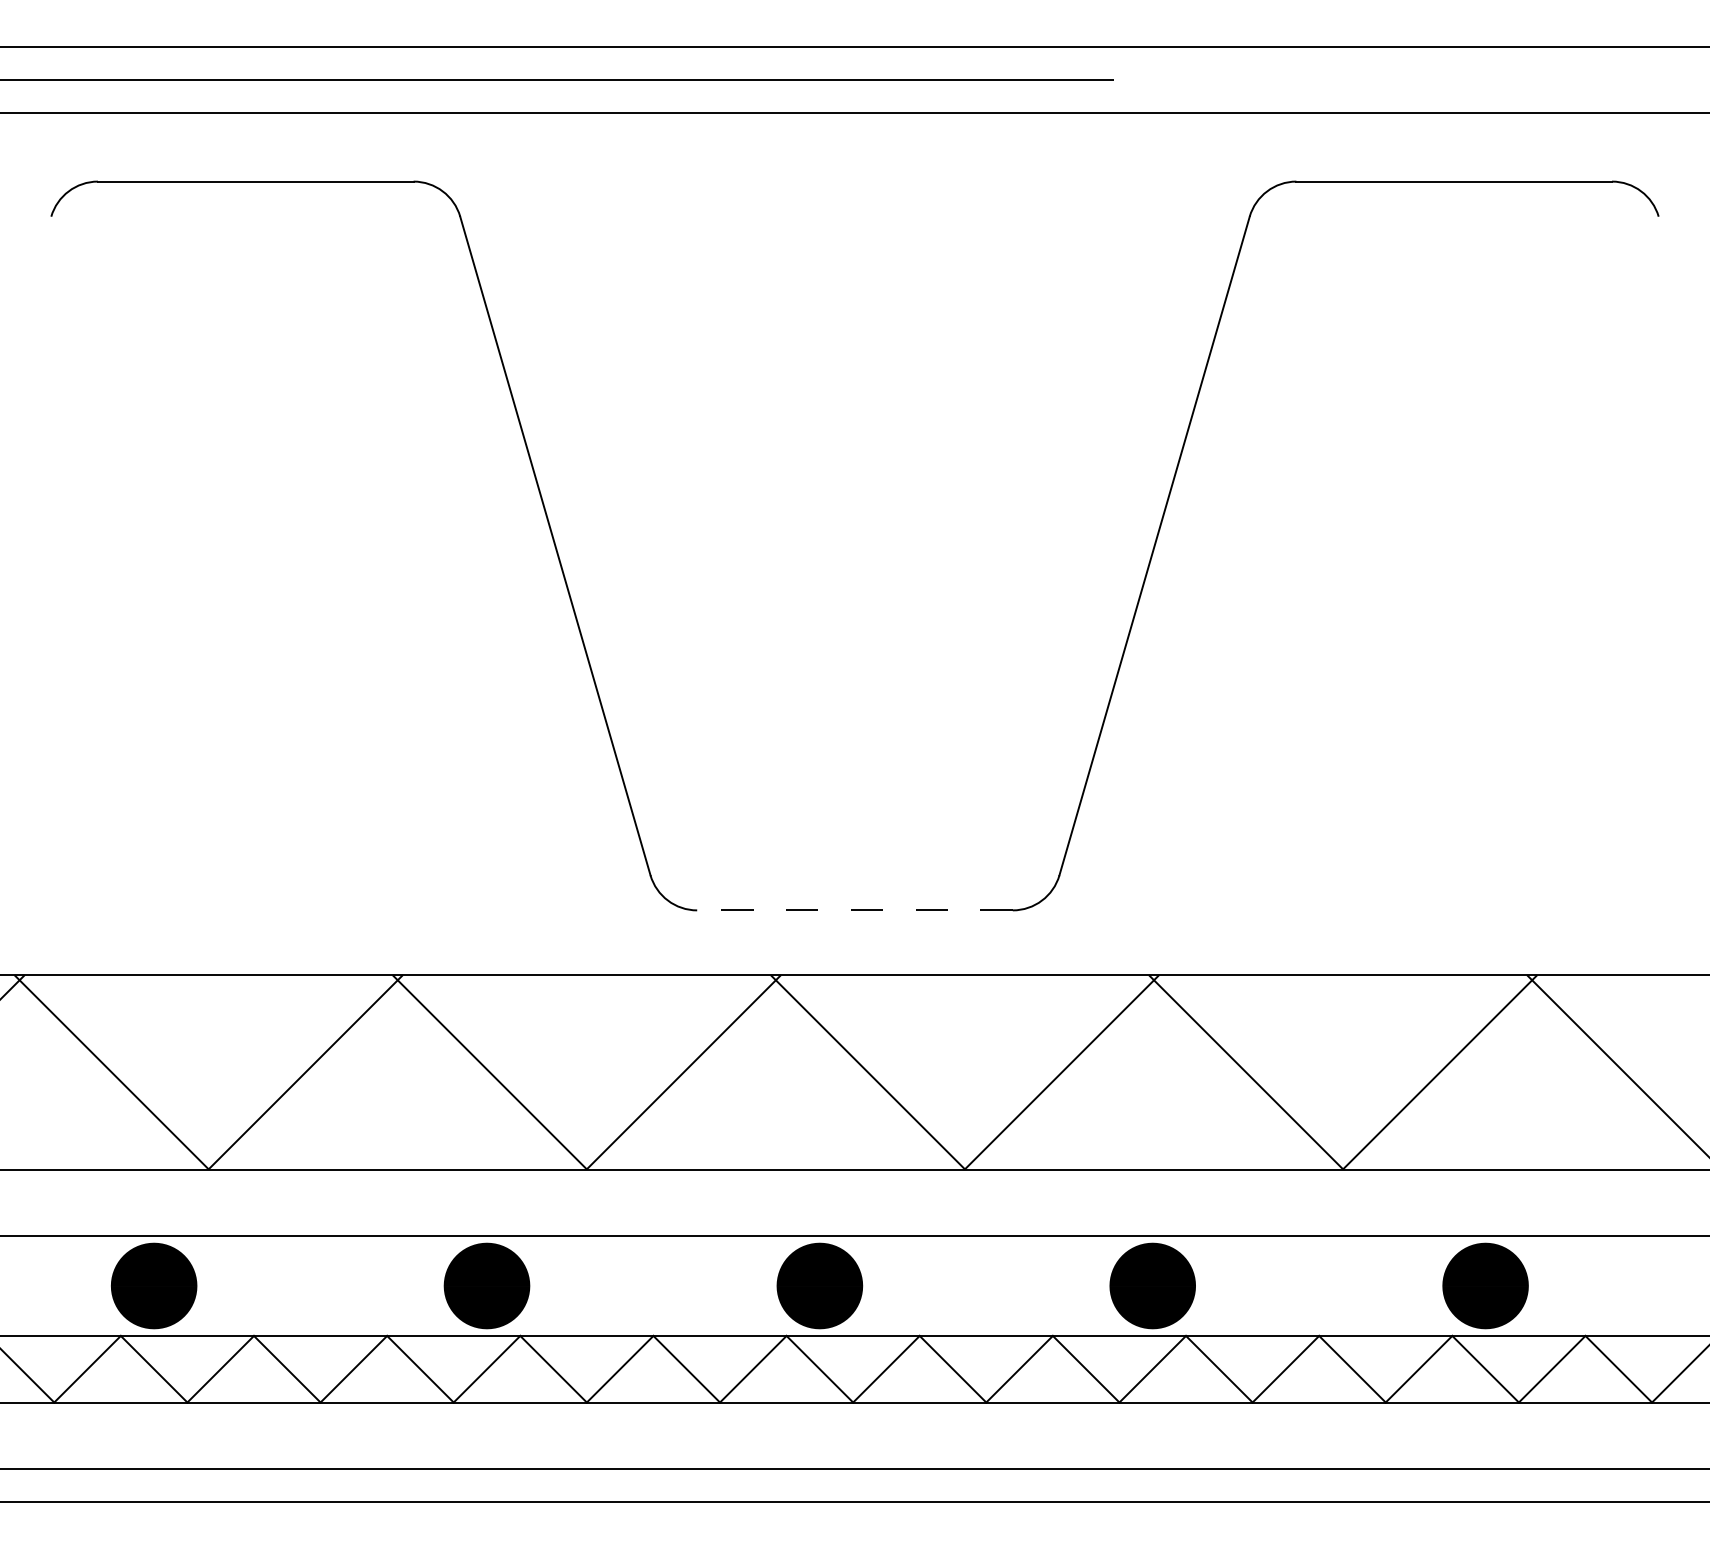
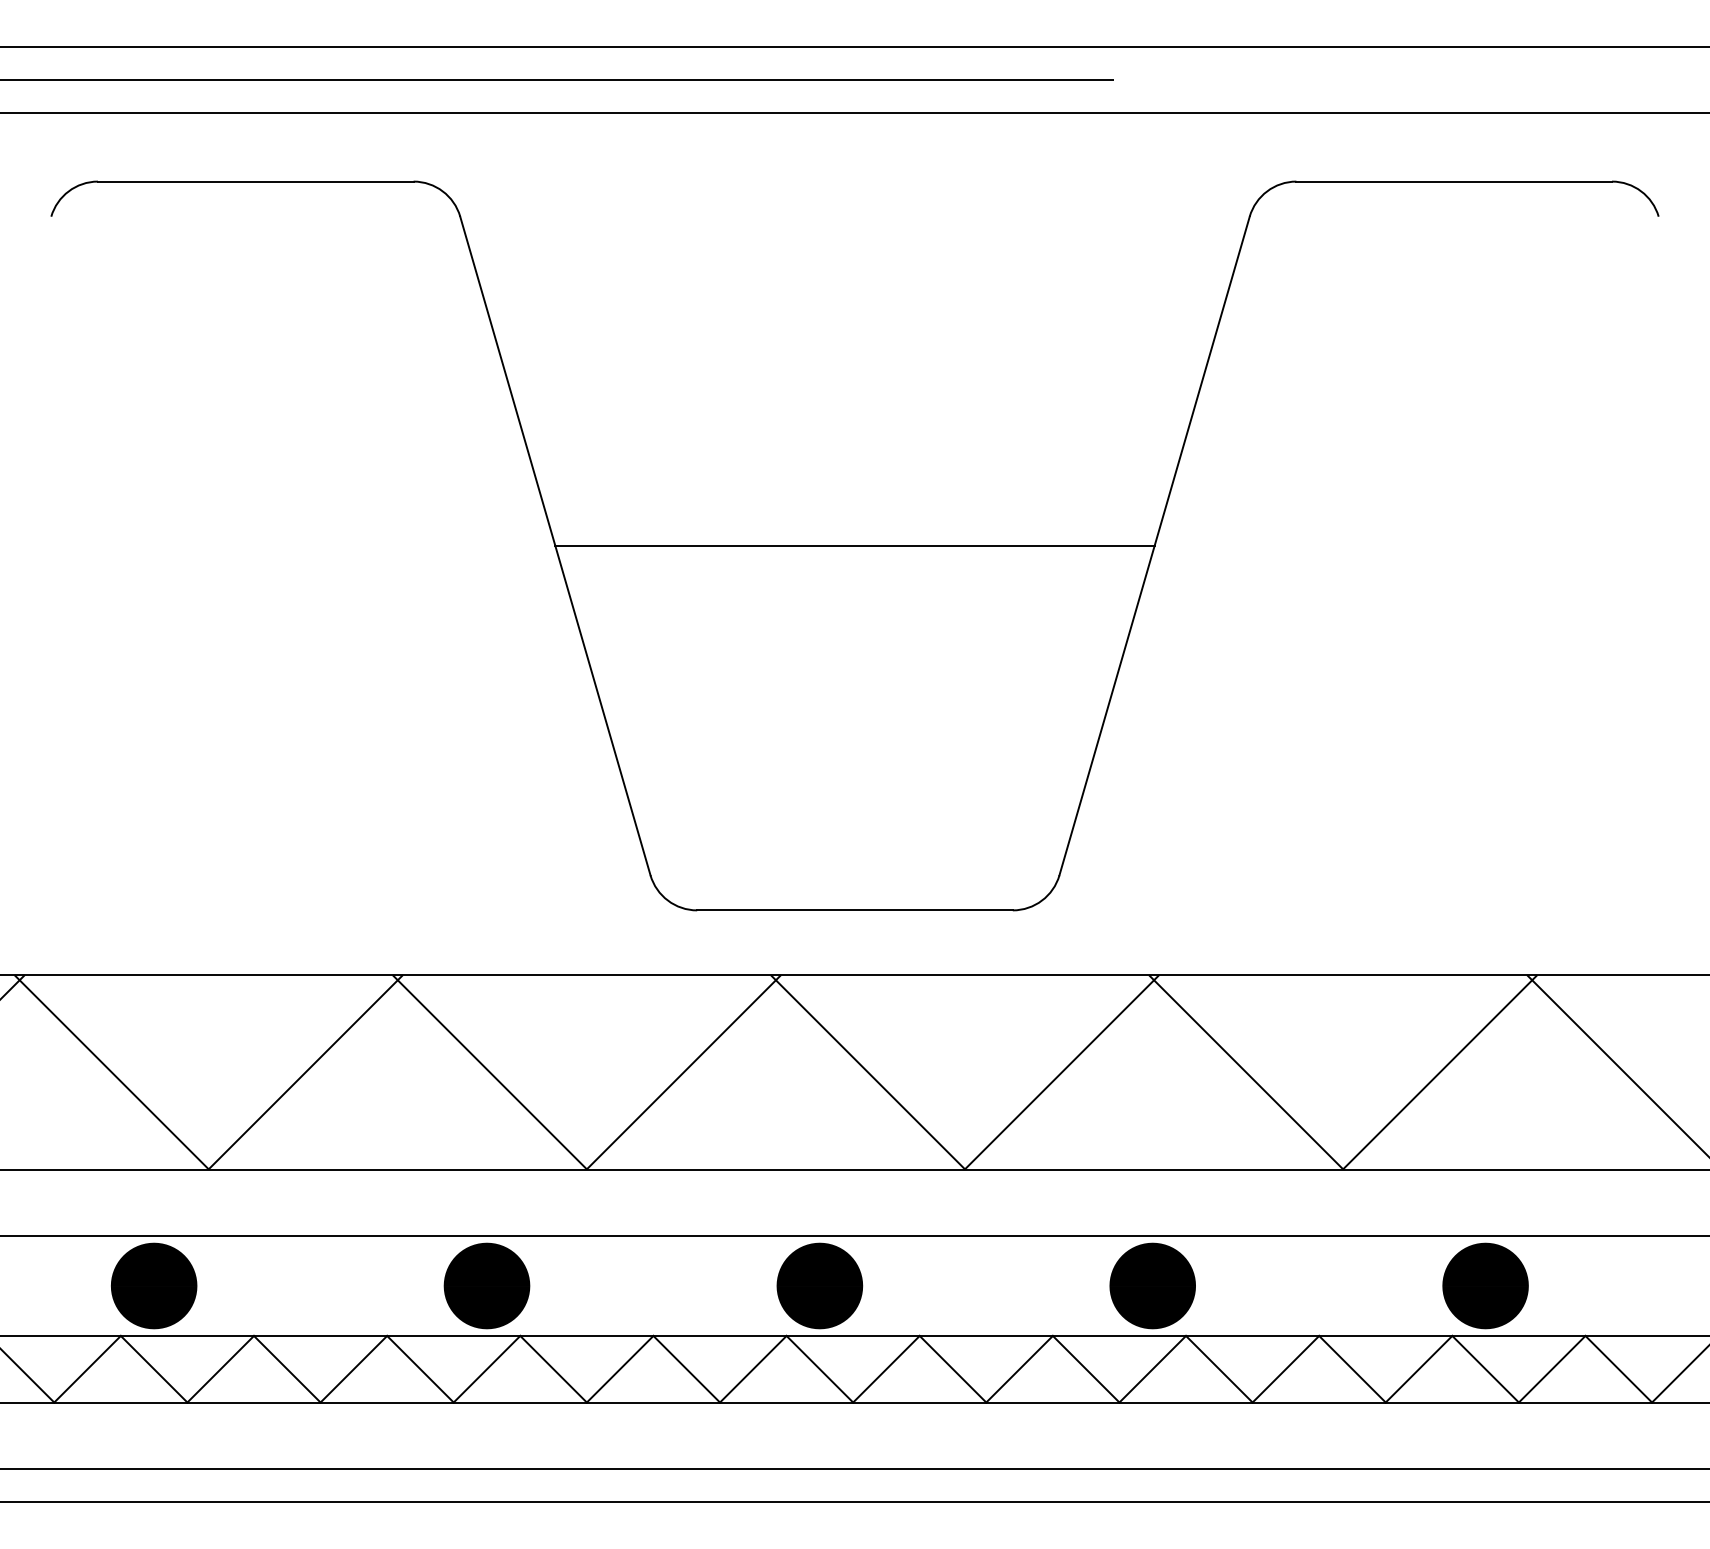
line: none -> present (854, 546)
line: dashed -> solid (855, 910)
